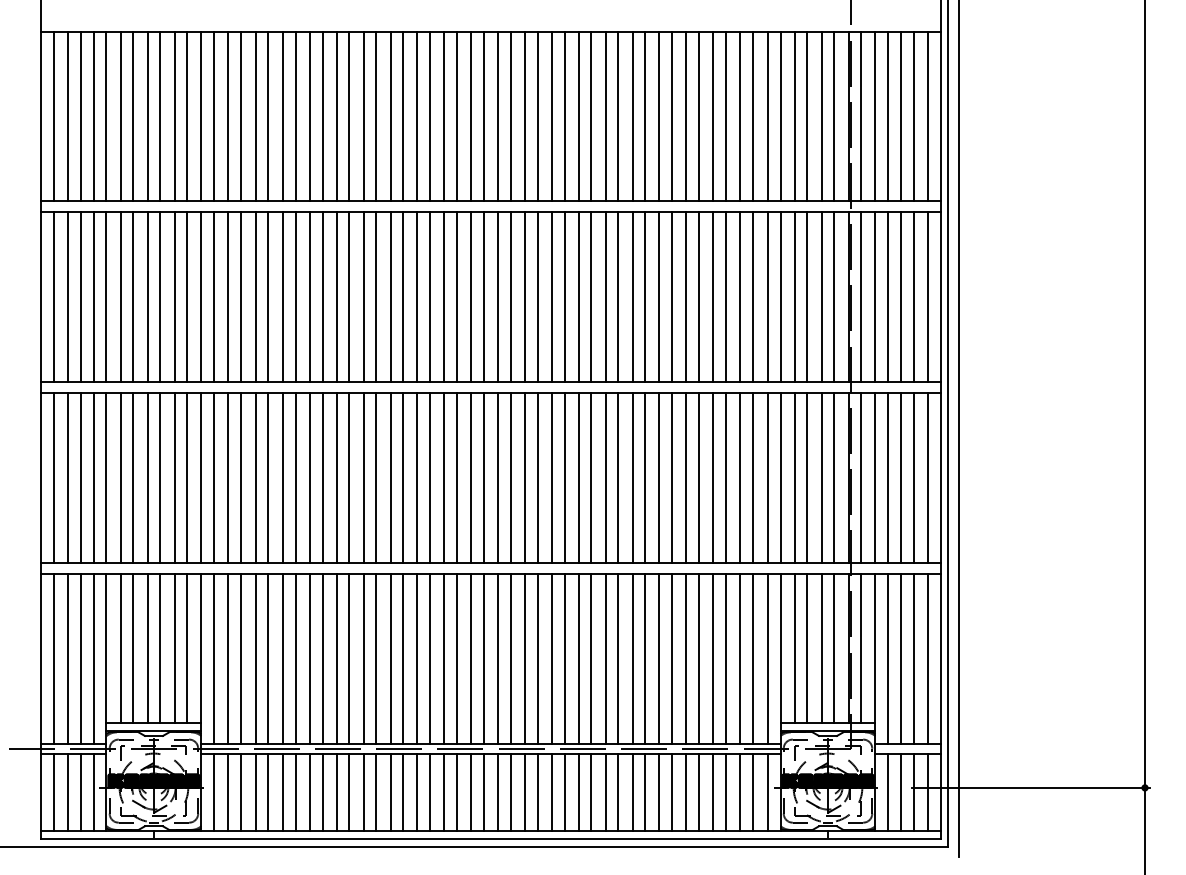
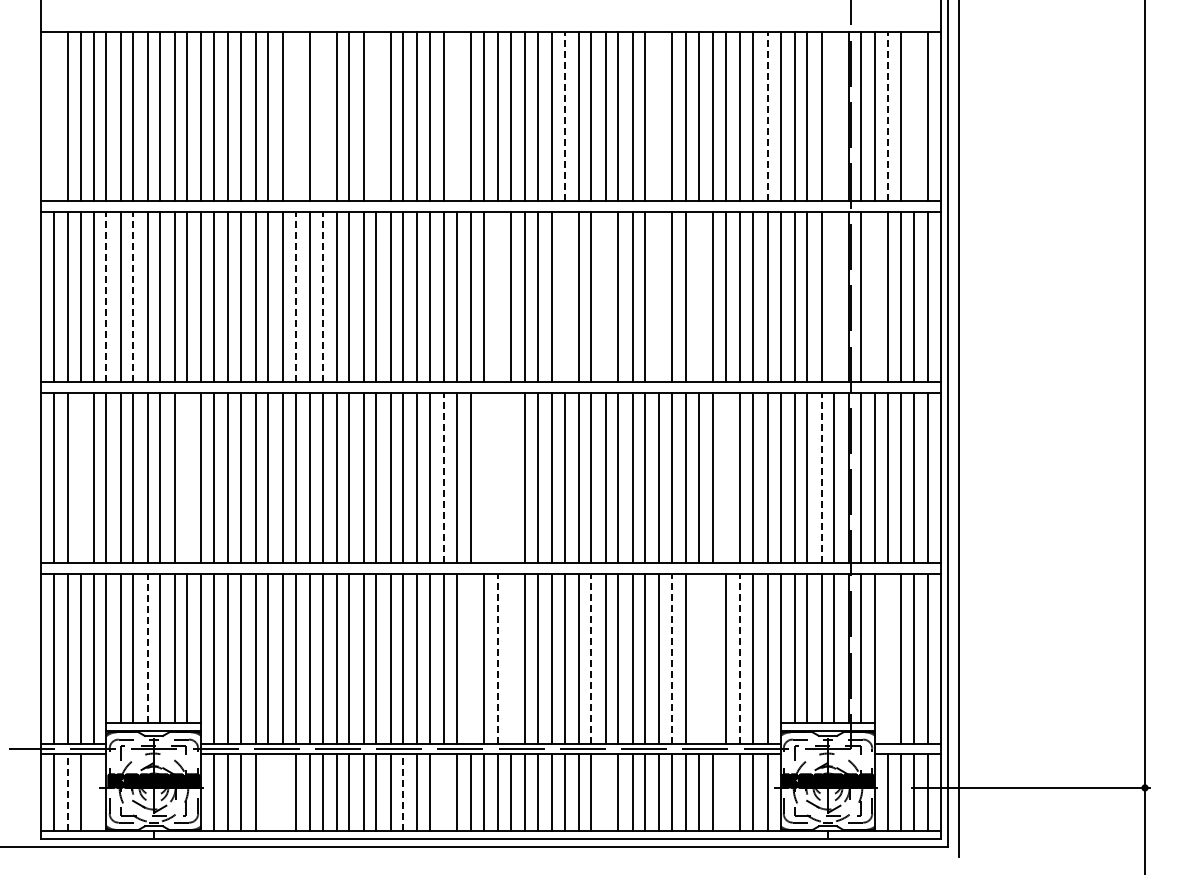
line: present -> none (53, 116)
line: present -> none (295, 116)
line: present -> none (322, 116)
line: present -> none (376, 116)
line: present -> none (456, 116)
line: solid -> dashed (564, 116)
line: present -> none (659, 116)
line: solid -> dashed (767, 116)
line: present -> none (834, 116)
line: solid -> dashed (888, 116)
line: present -> none (914, 116)
line: solid -> dashed (106, 297)
line: solid -> dashed (133, 297)
line: solid -> dashed (295, 297)
line: solid -> dashed (322, 297)
line: present -> none (498, 297)
line: present -> none (564, 297)
line: present -> none (605, 297)
line: present -> none (659, 297)
line: present -> none (698, 297)
line: present -> none (834, 297)
line: present -> none (875, 297)
line: present -> none (80, 477)
line: present -> none (187, 477)
line: solid -> dashed (444, 477)
line: present -> none (483, 477)
line: present -> none (498, 477)
line: present -> none (510, 477)
line: present -> none (725, 477)
line: solid -> dashed (821, 477)
line: solid -> dashed (147, 648)
line: present -> none (471, 658)
line: solid -> dashed (498, 658)
line: present -> none (510, 658)
line: solid -> dashed (591, 658)
line: solid -> dashed (672, 658)
line: present -> none (698, 658)
line: present -> none (713, 658)
line: solid -> dashed (740, 658)
line: present -> none (888, 658)
line: solid -> dashed (67, 792)
line: present -> none (93, 792)
line: present -> none (268, 792)
line: present -> none (282, 792)
line: solid -> dashed (403, 792)
line: present -> none (444, 792)
line: present -> none (605, 792)
line: present -> none (725, 792)
